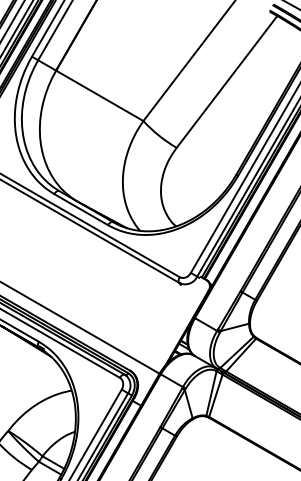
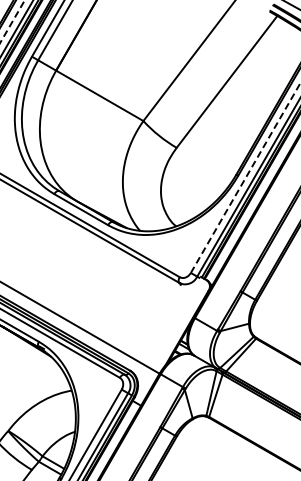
line: solid -> dashed (12, 21)
line: solid -> dashed (245, 177)
